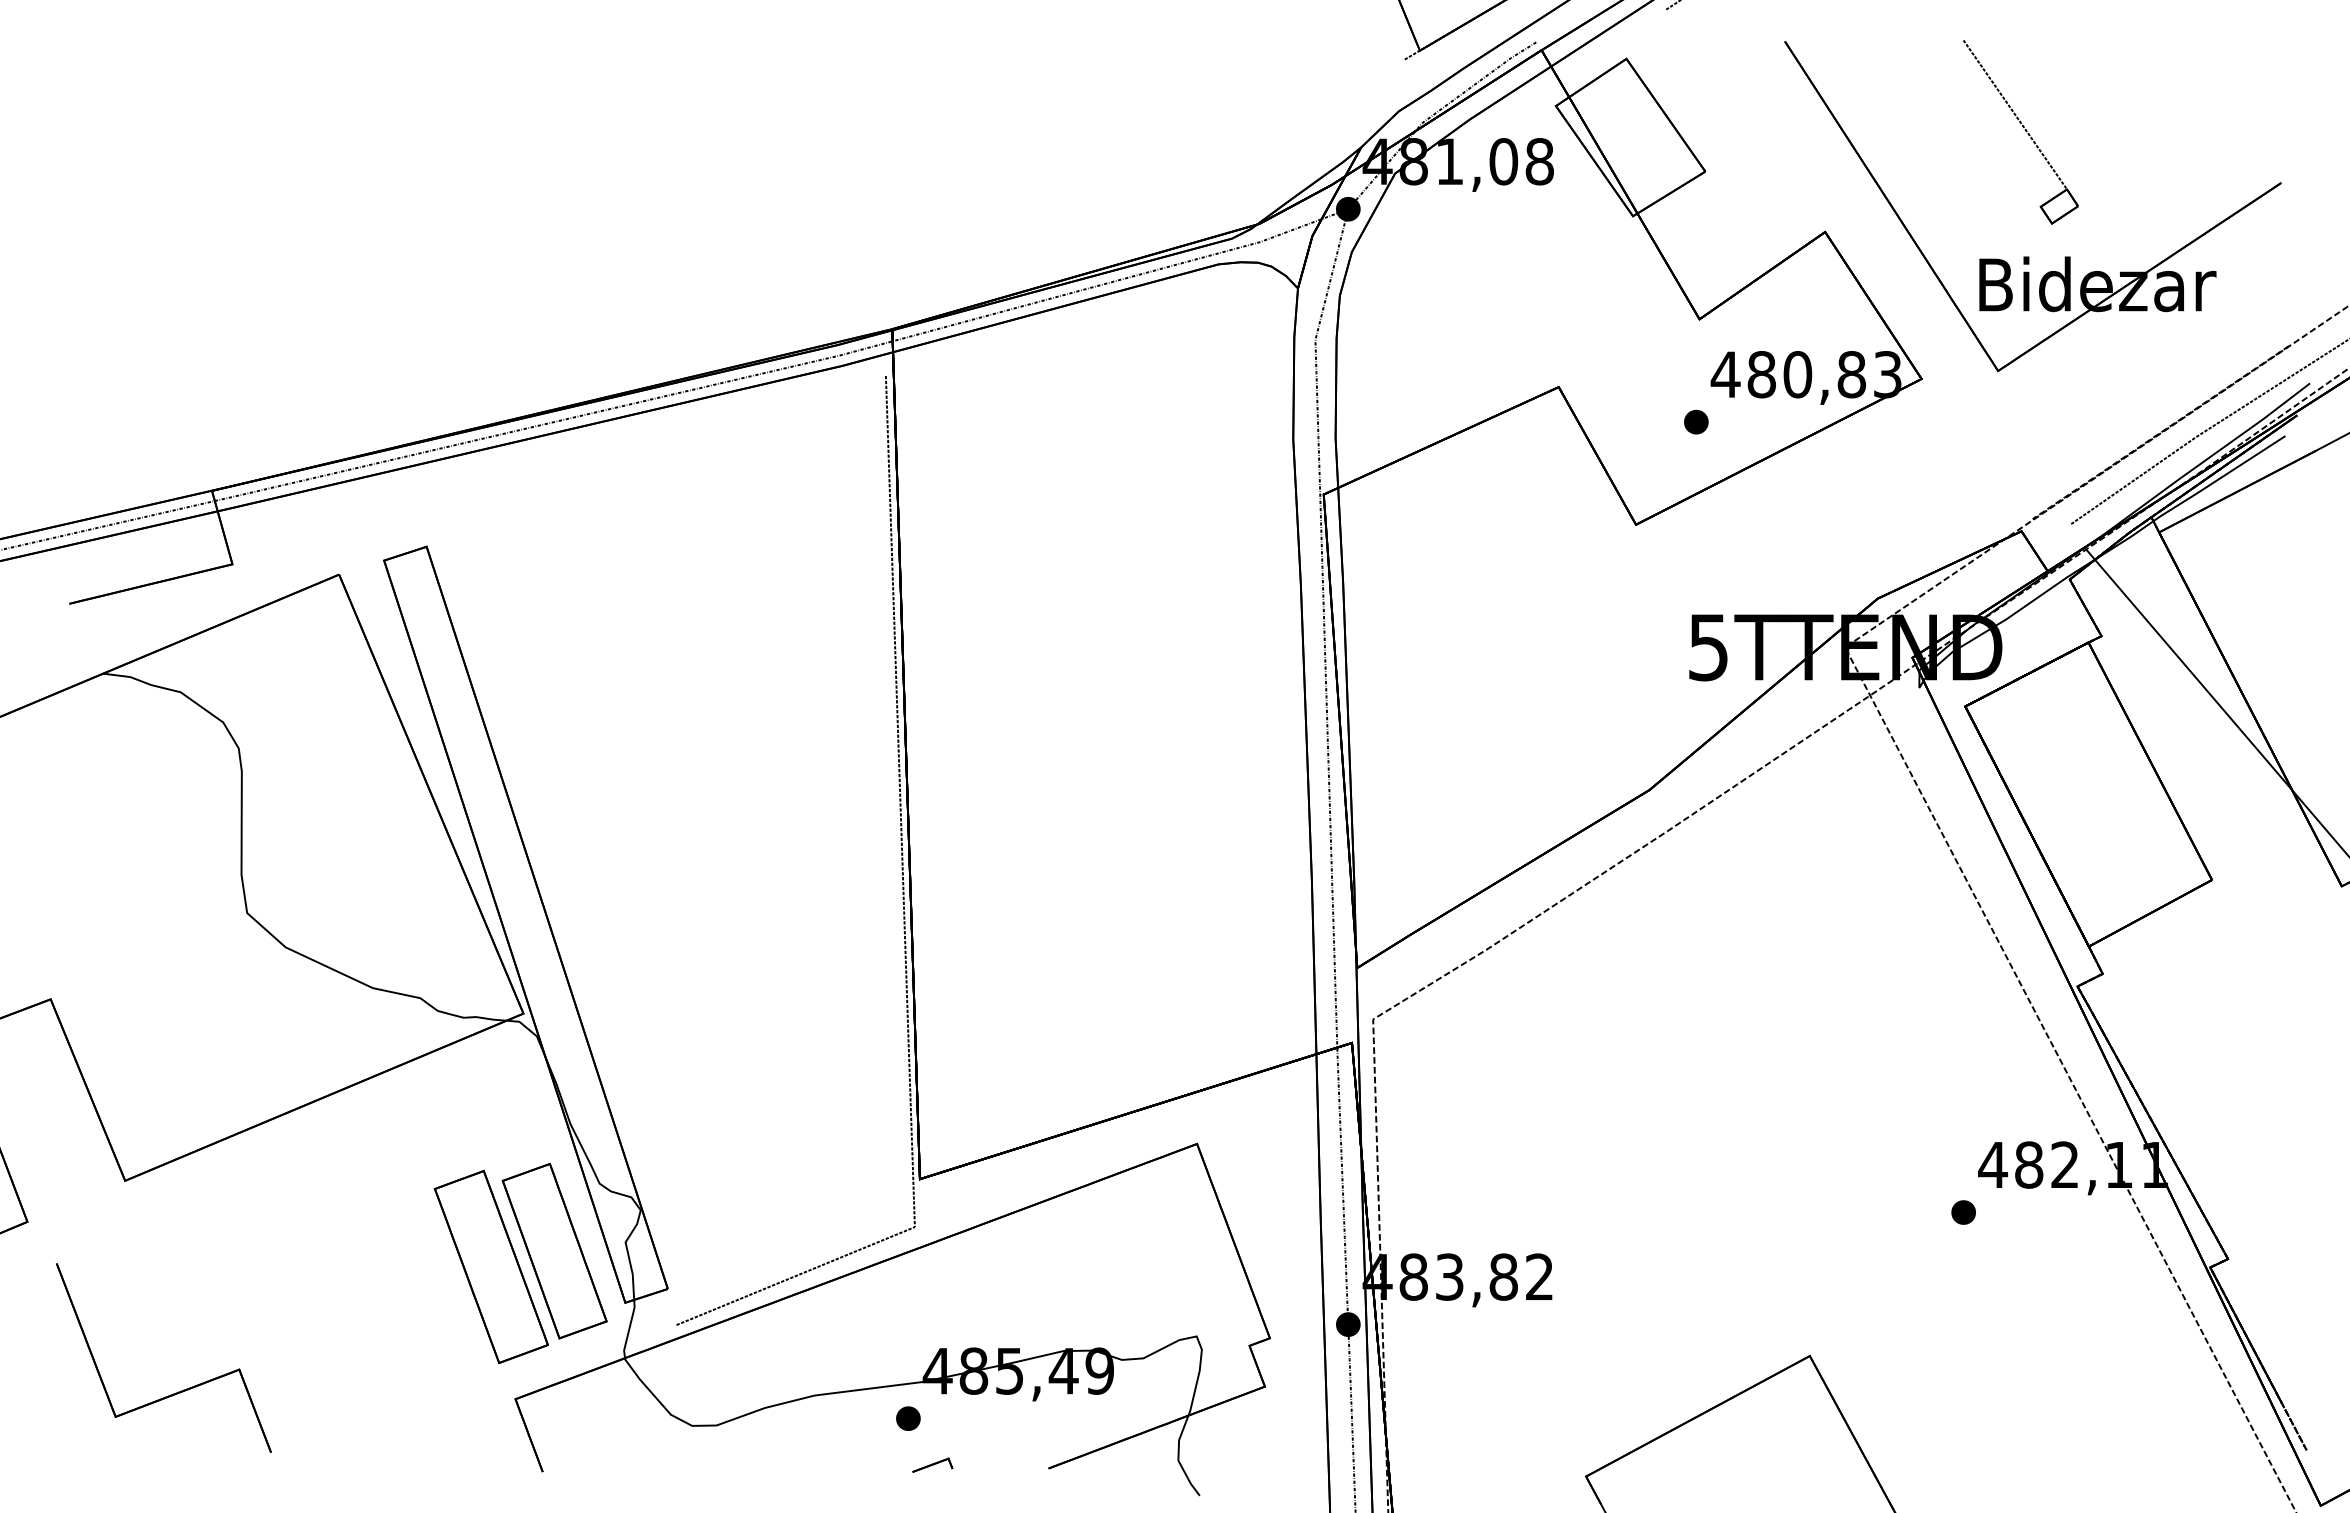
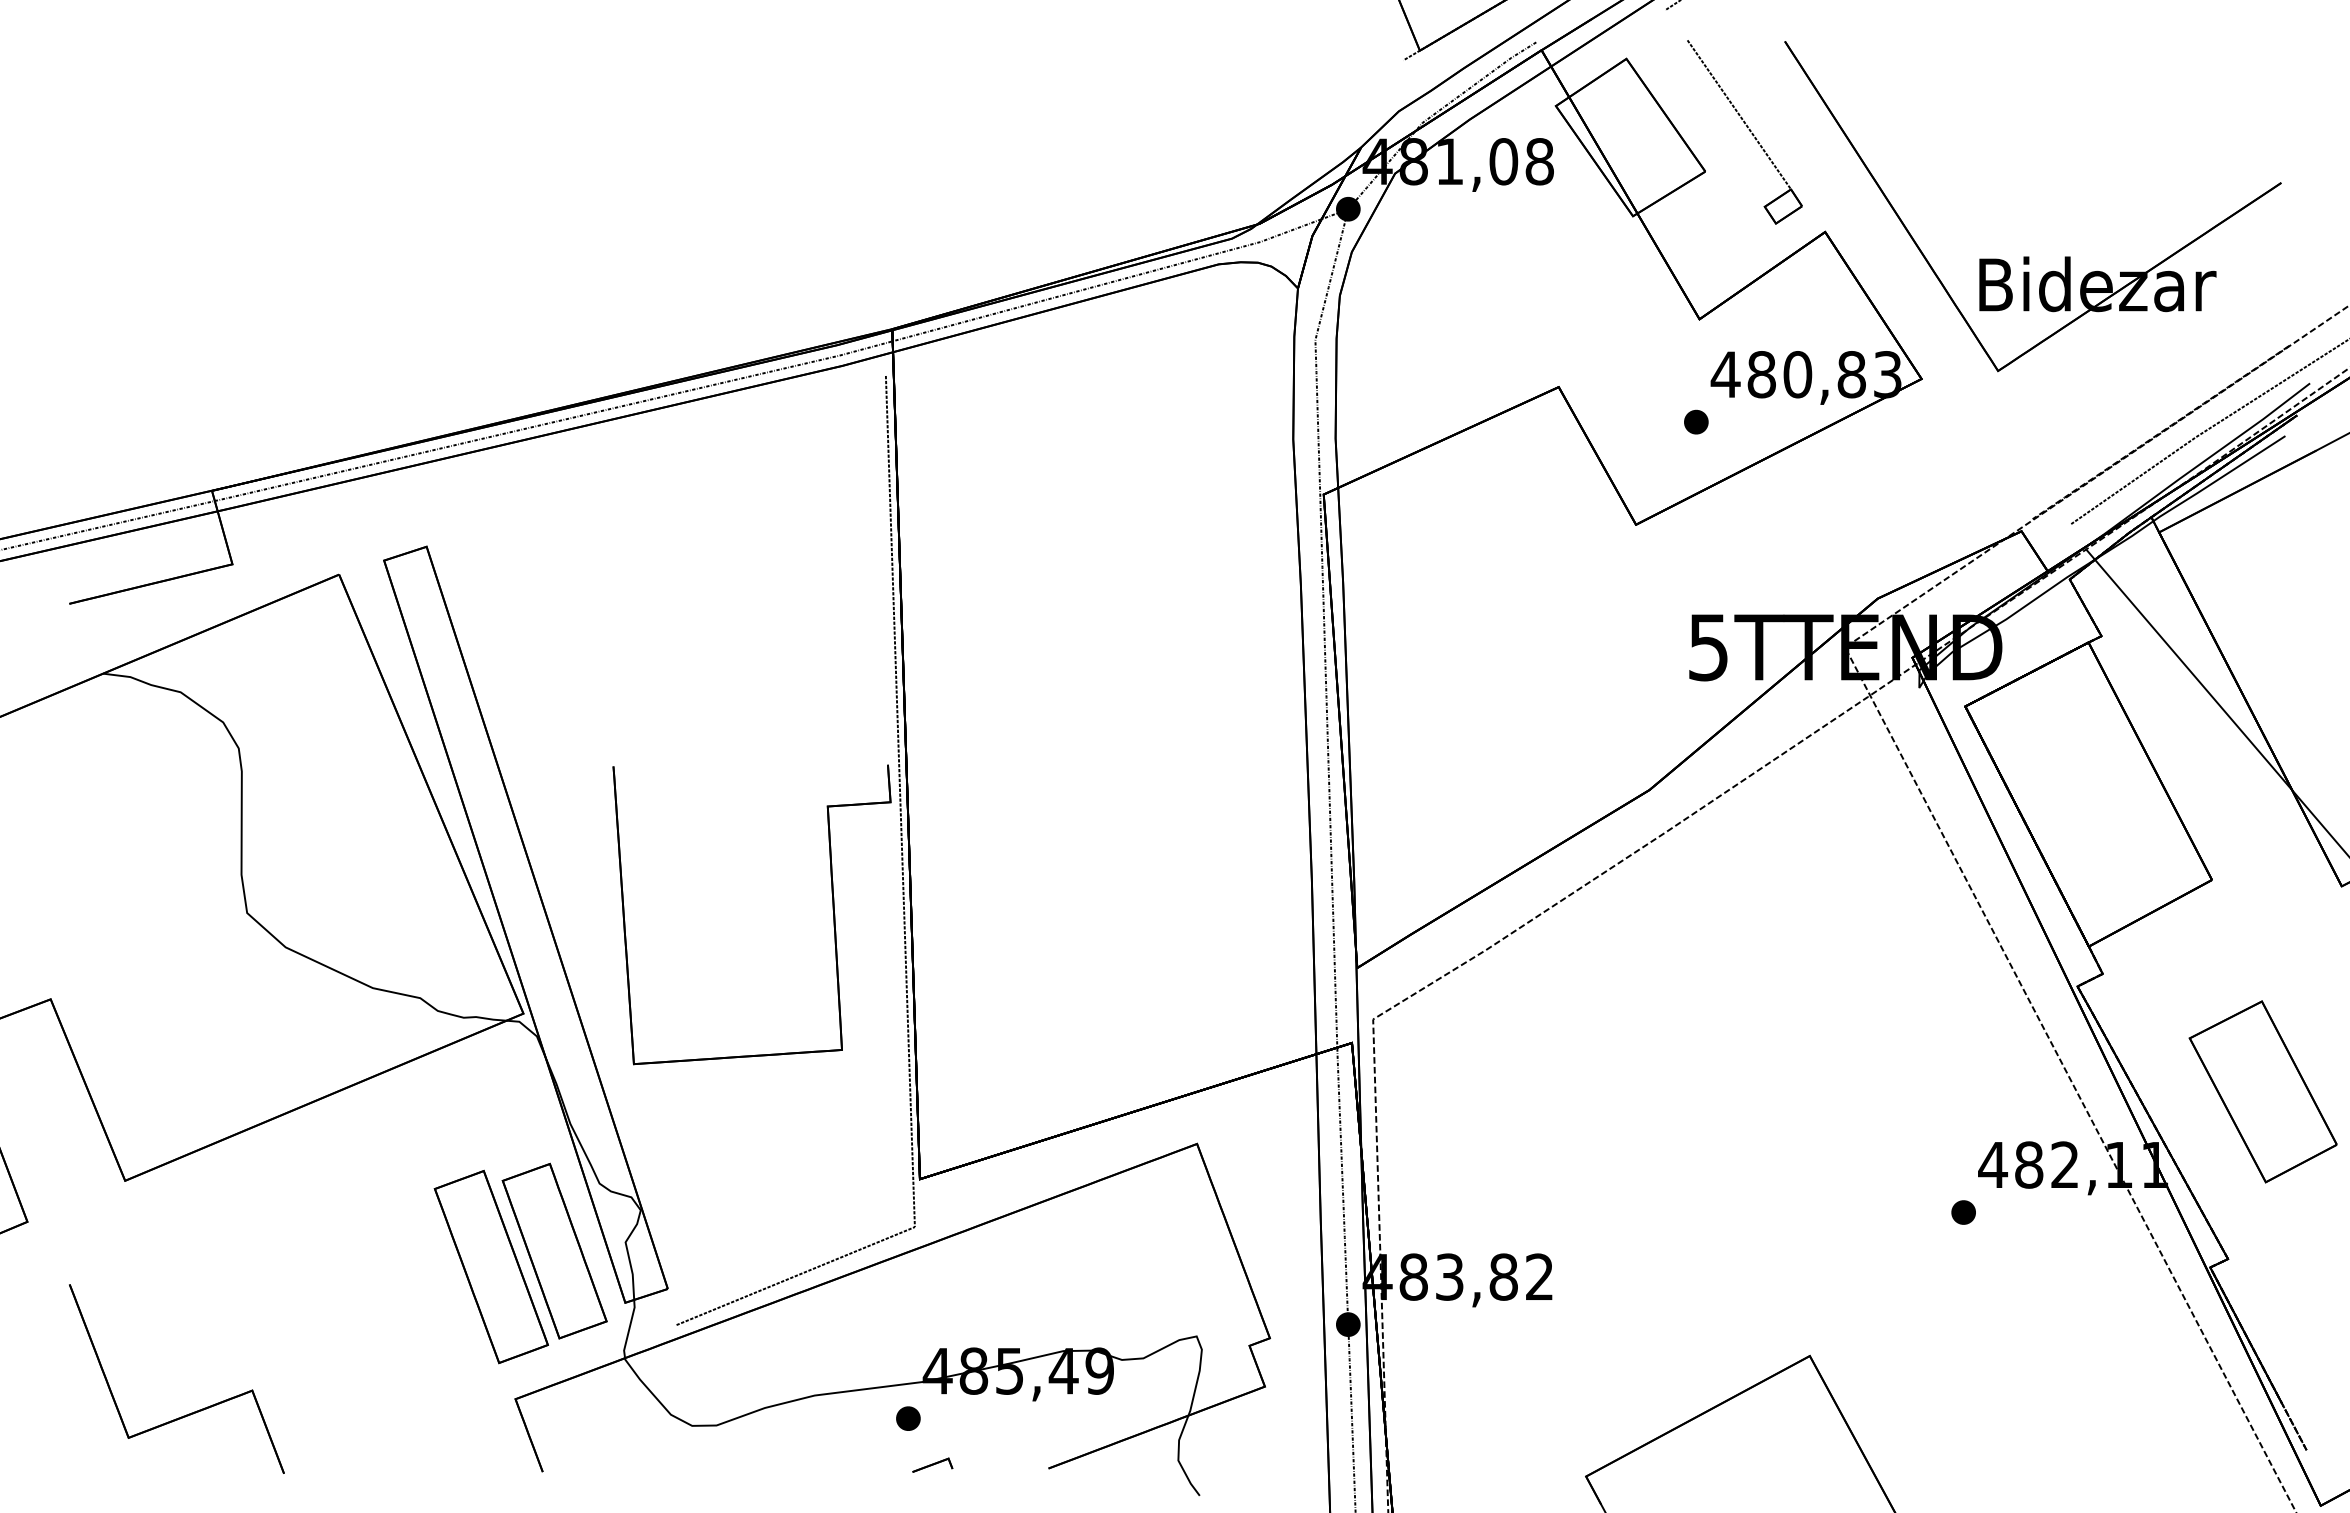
part position: (2020, 132) -> (1744, 132) (1744, 132)
part: none -> present (832, 909)
part: none -> present (2262, 1091)
part position: (178, 1391) -> (191, 1412) (191, 1412)
